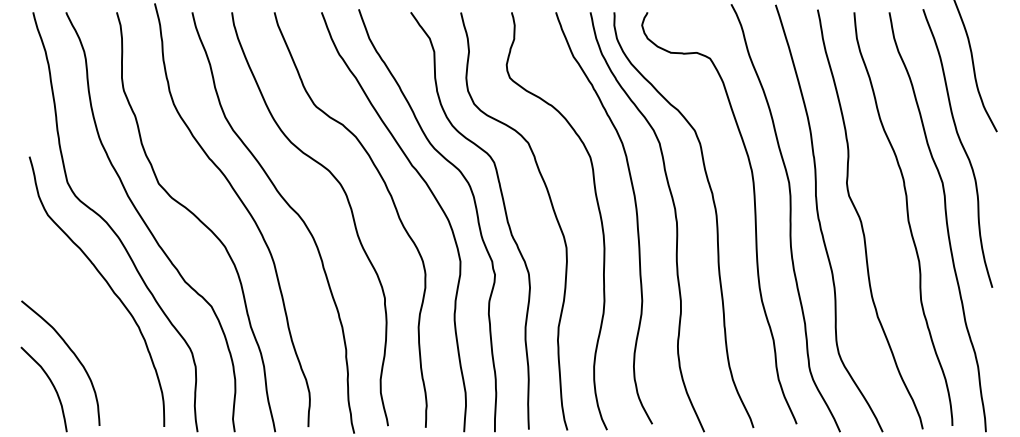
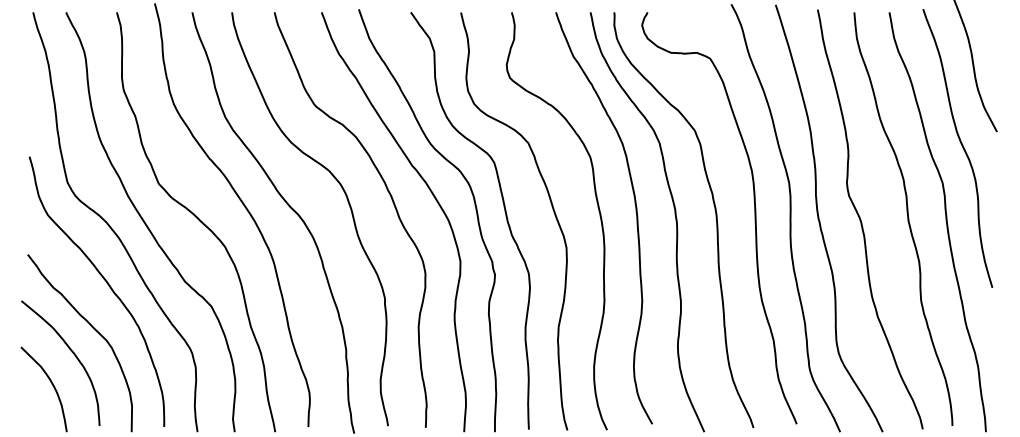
curve: none -> present (93, 329)
